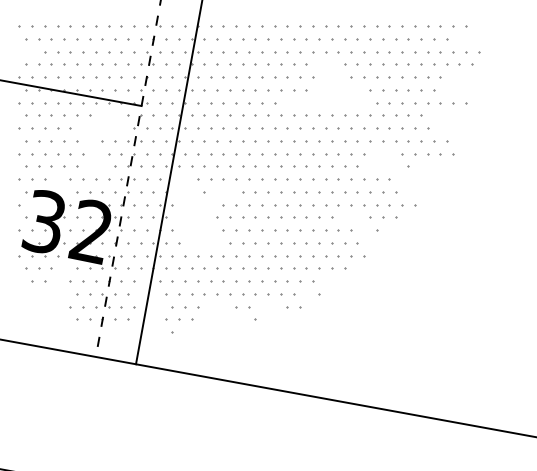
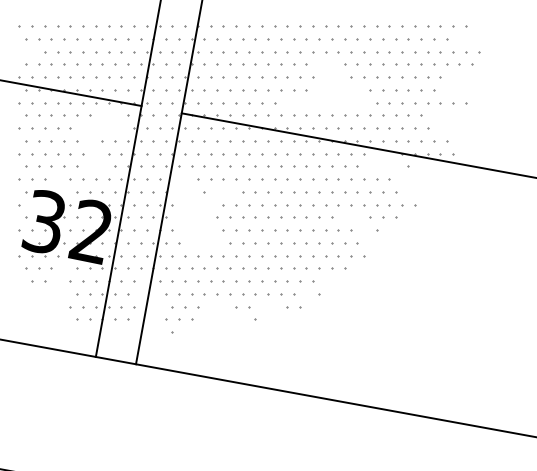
line: none -> present (357, 145)
line: dashed -> solid (128, 178)
